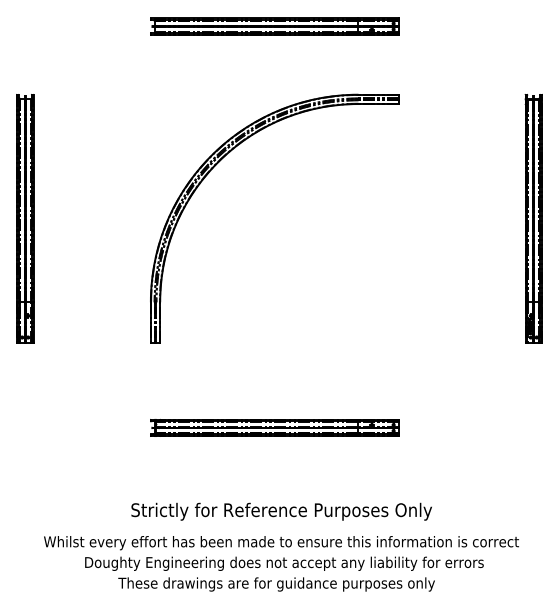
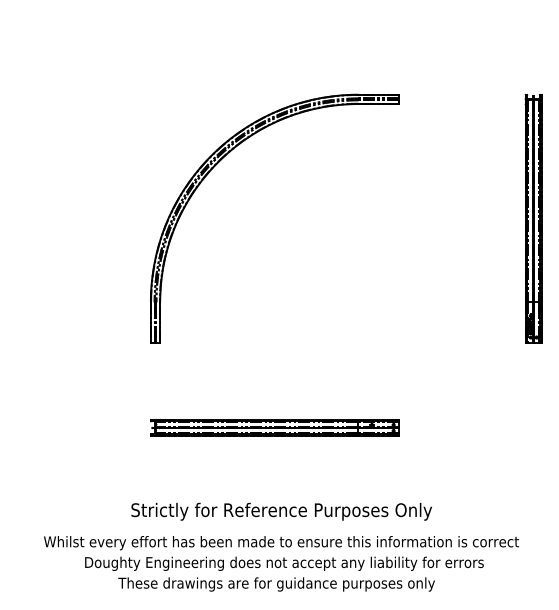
part: present -> none (274, 26)
part: present -> none (25, 218)
